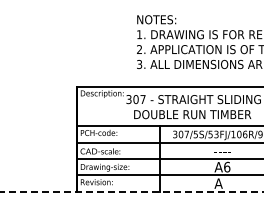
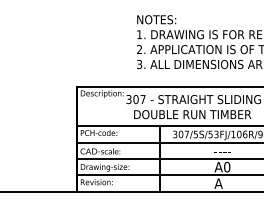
text: A6 -> A0 (227, 166)
line: dashed -> solid (131, 191)
